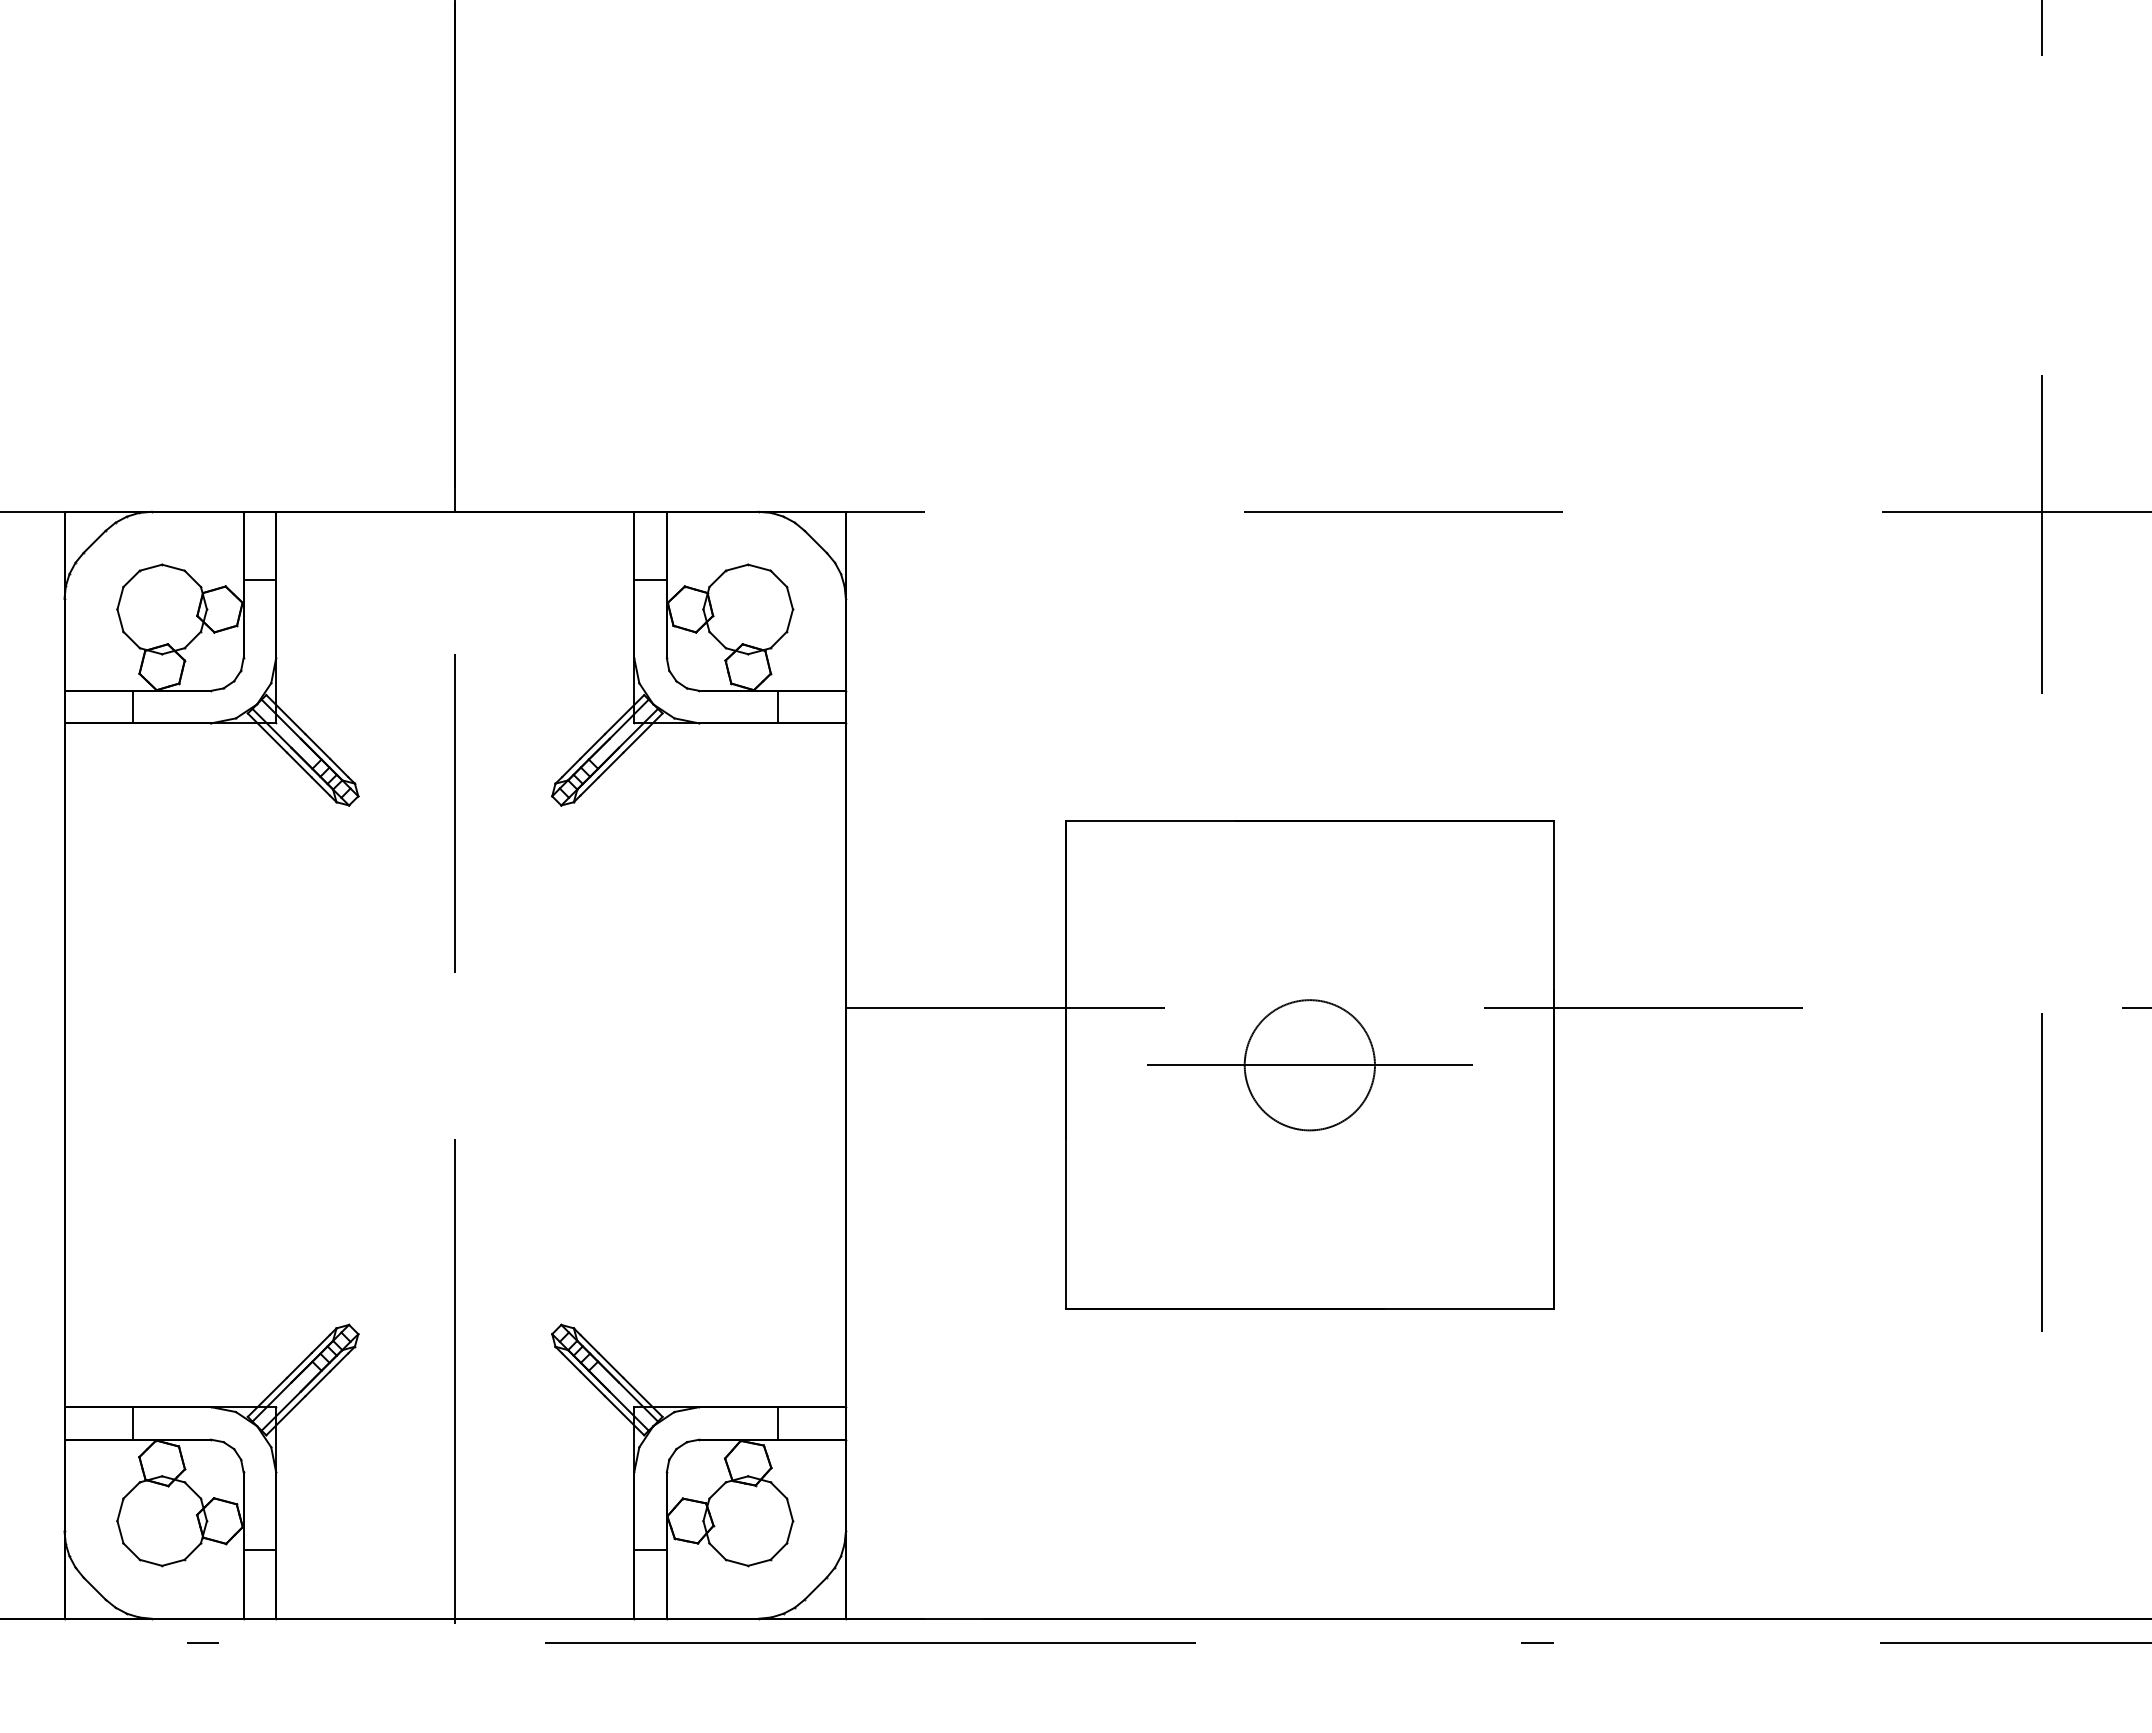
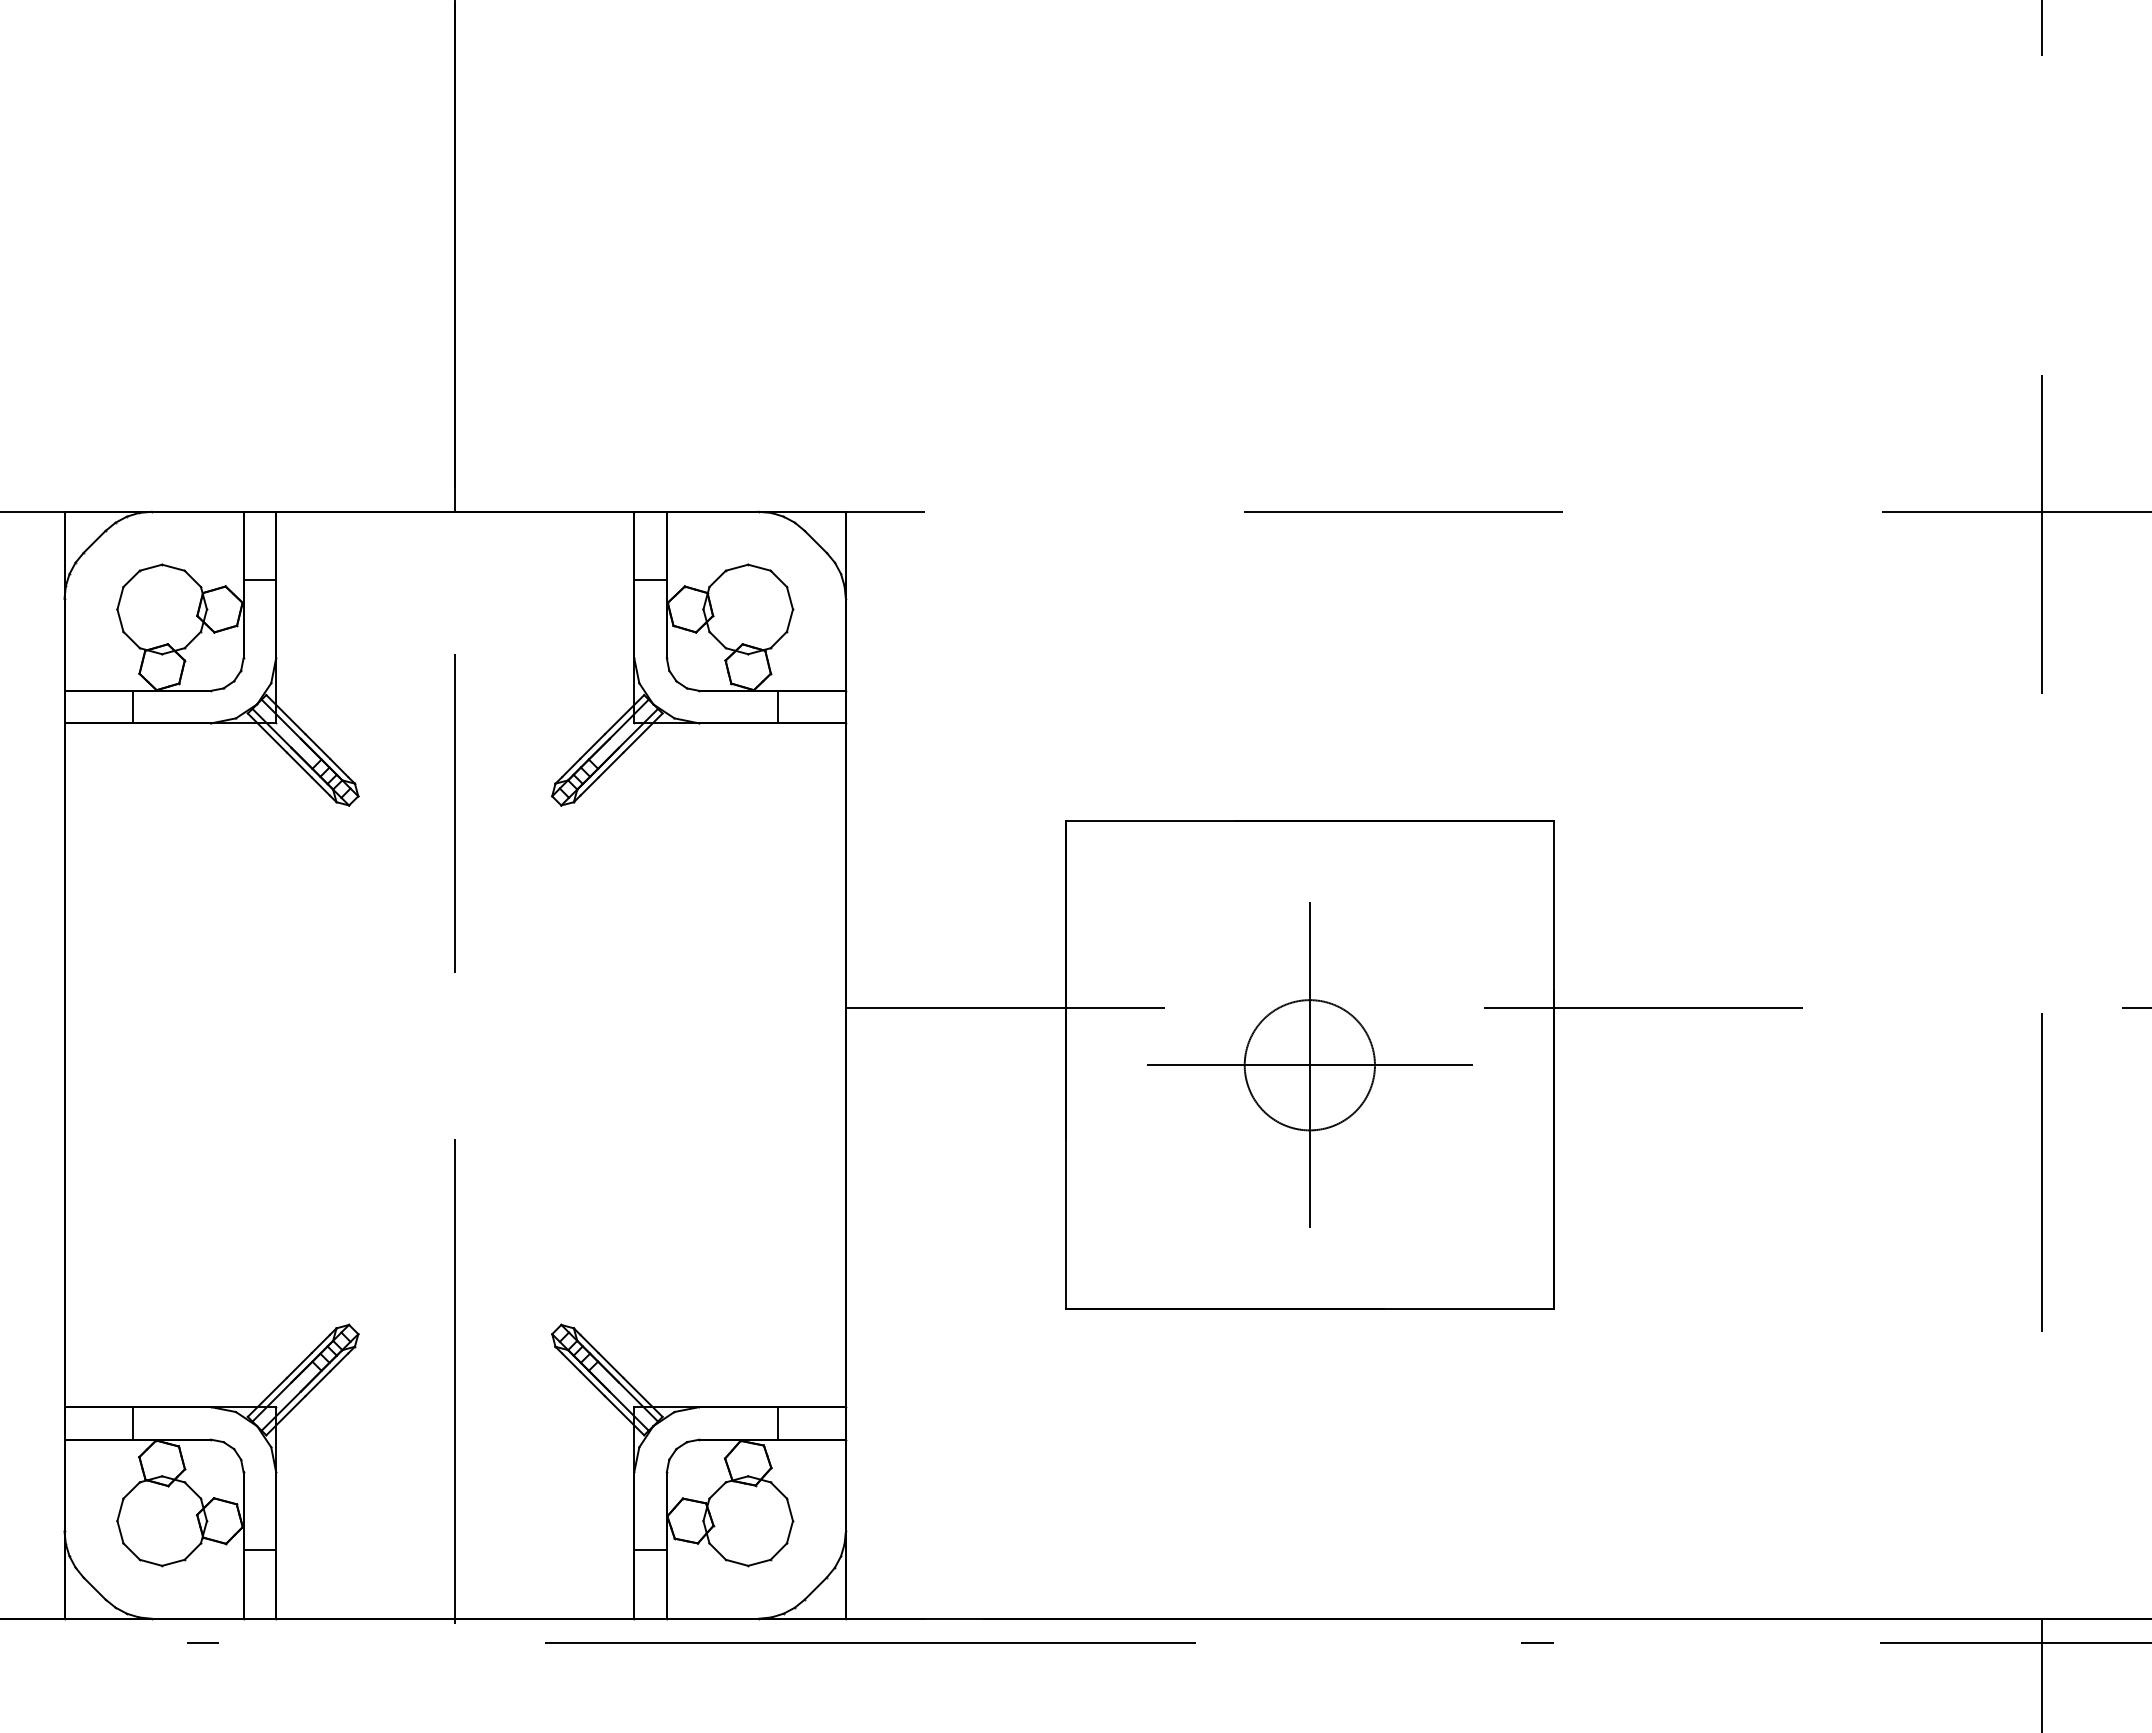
line: none -> present (1309, 1065)
line: none -> present (2042, 1673)
